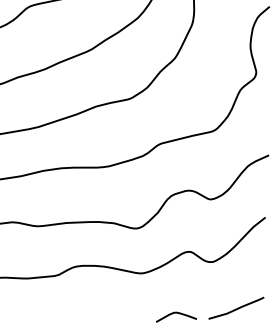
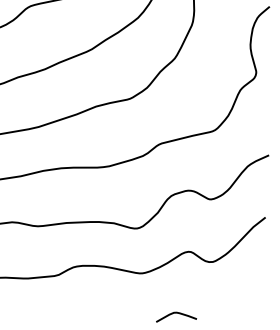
line: present -> none (237, 307)
